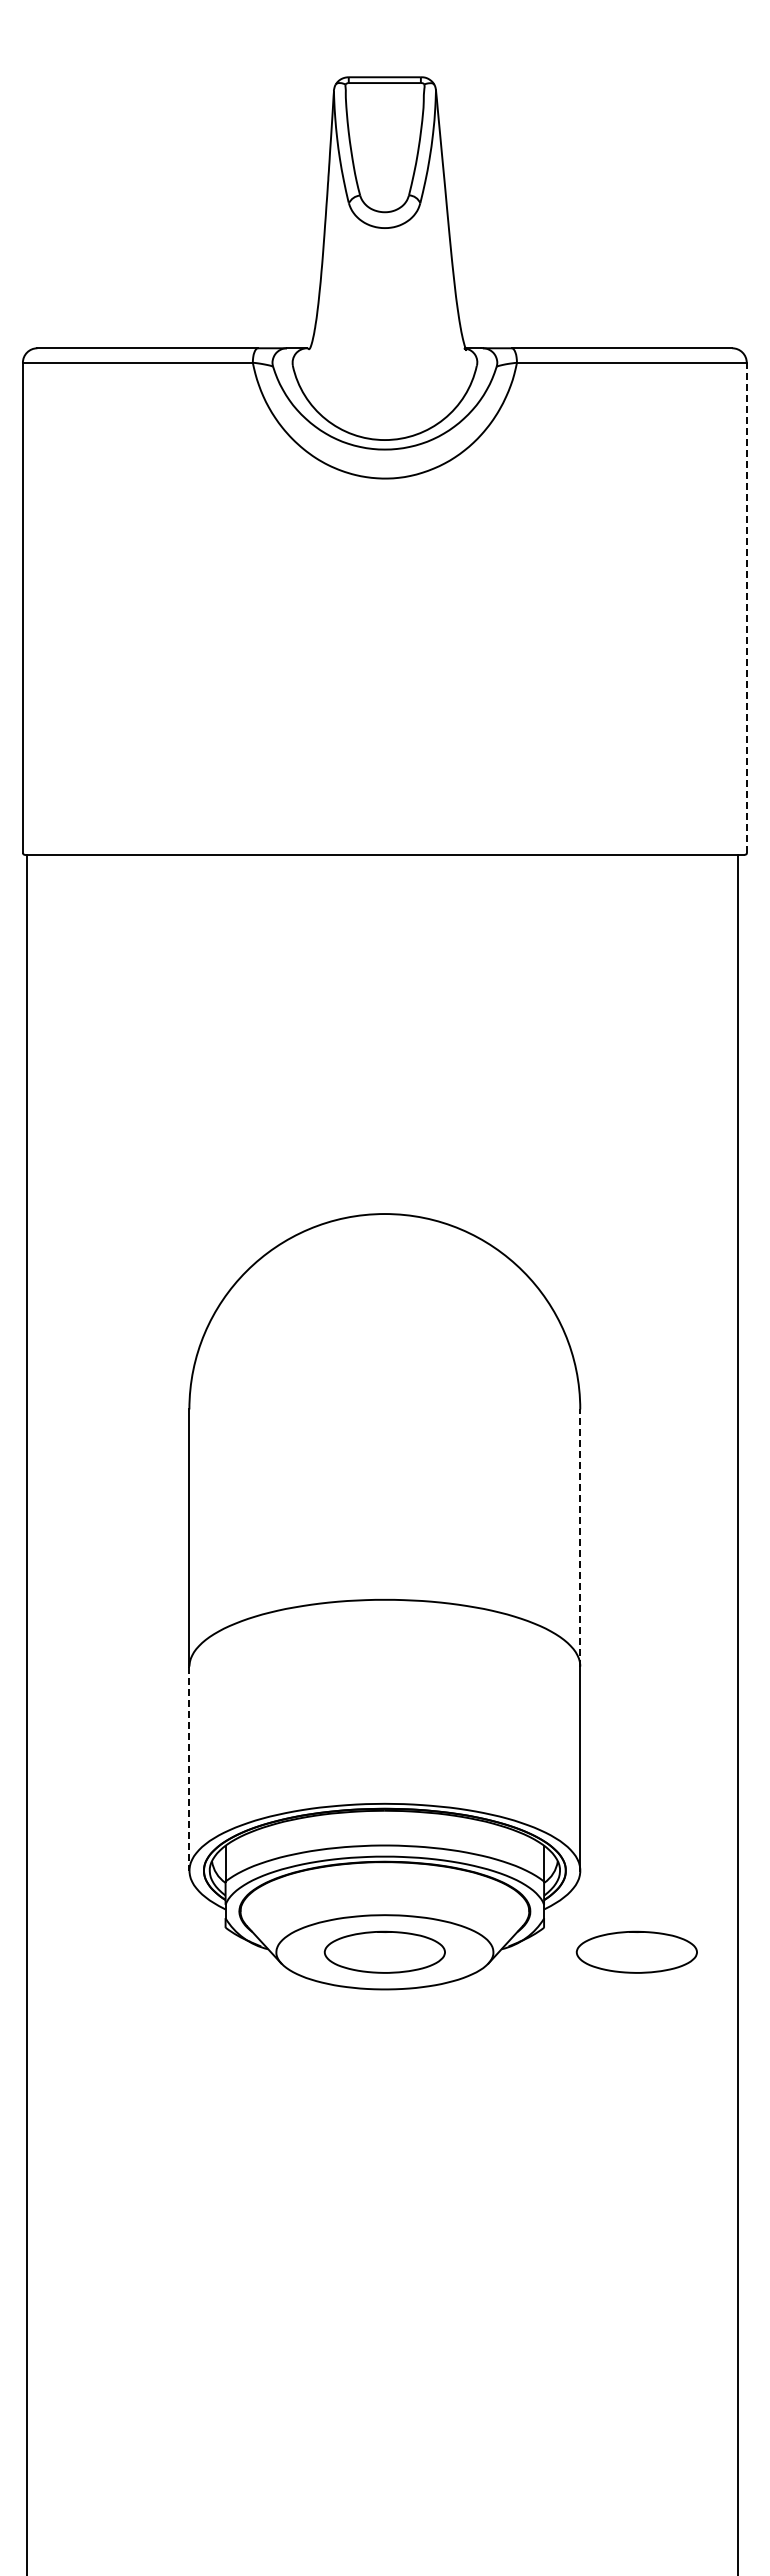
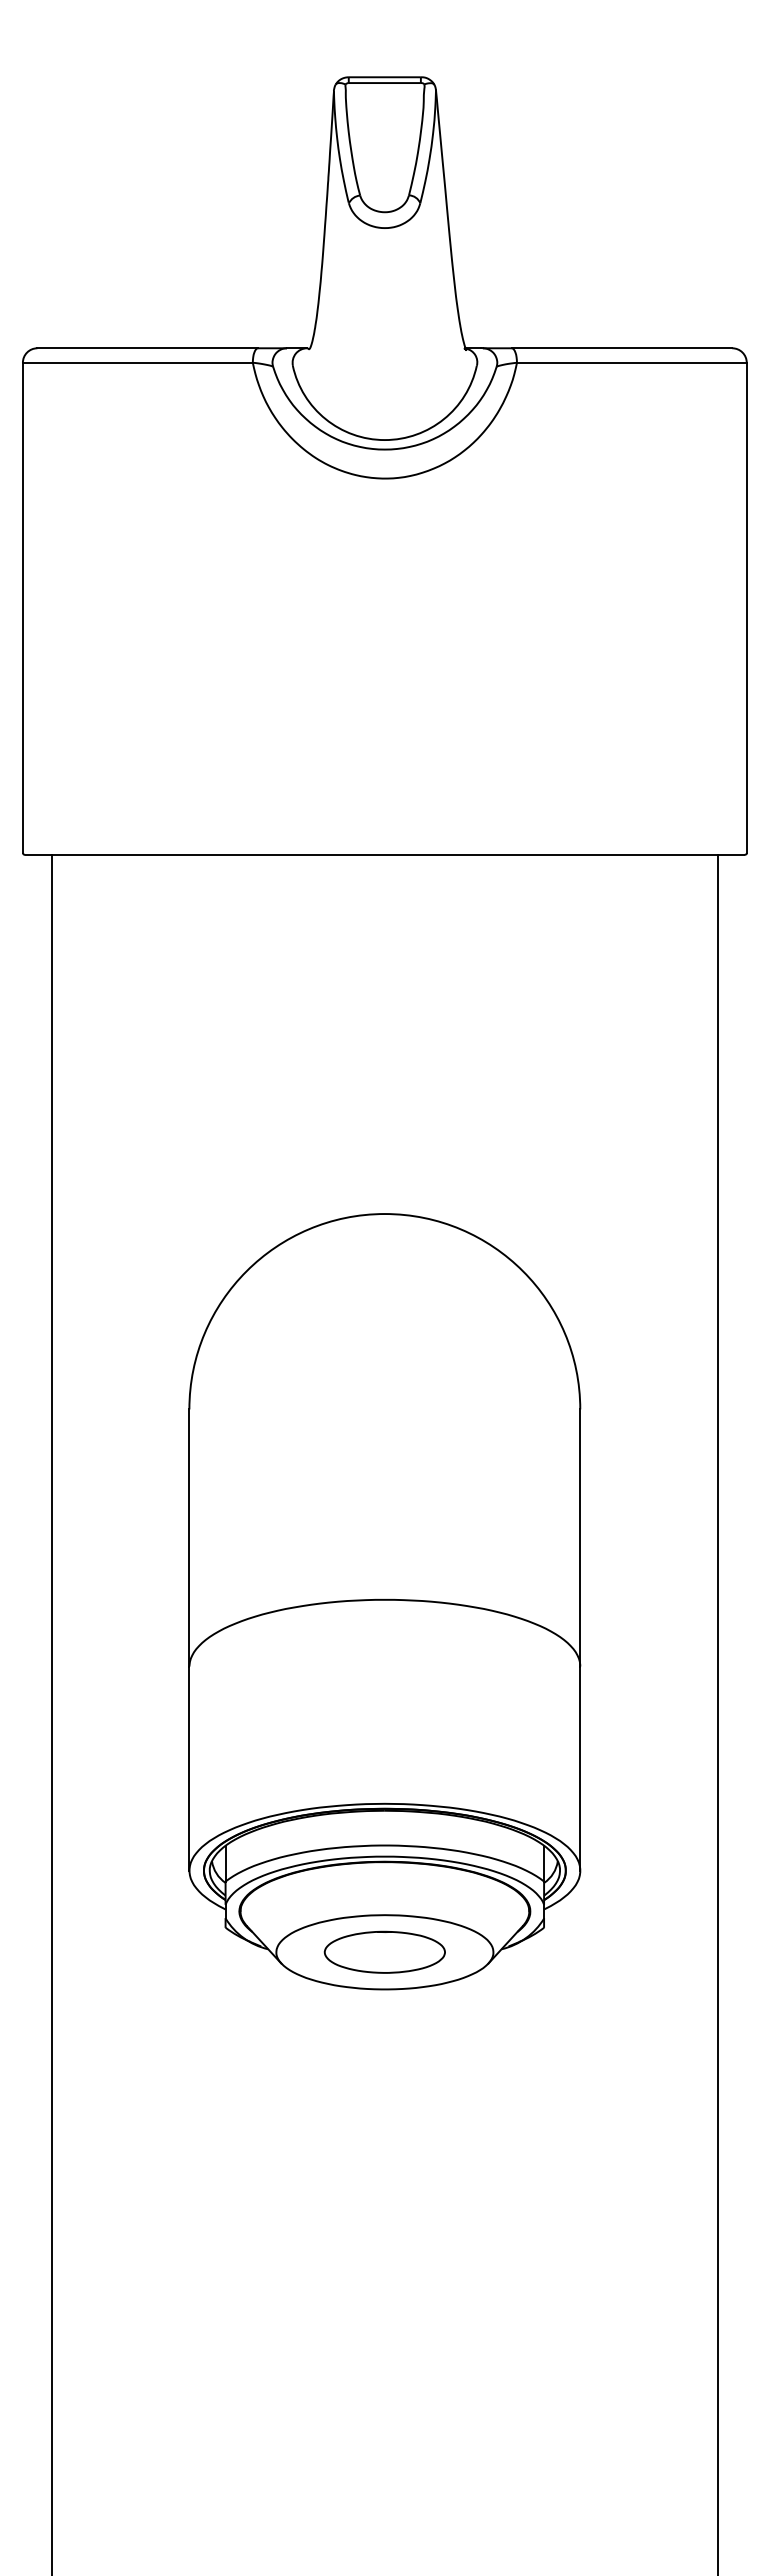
line: dashed -> solid (746, 607)
line: dashed -> solid (580, 1538)
line position: (26, 1713) -> (51, 1713) (51, 1713)
line position: (737, 1713) -> (717, 1713) (717, 1713)
line: dashed -> solid (189, 1769)
part: present -> none (636, 1951)
